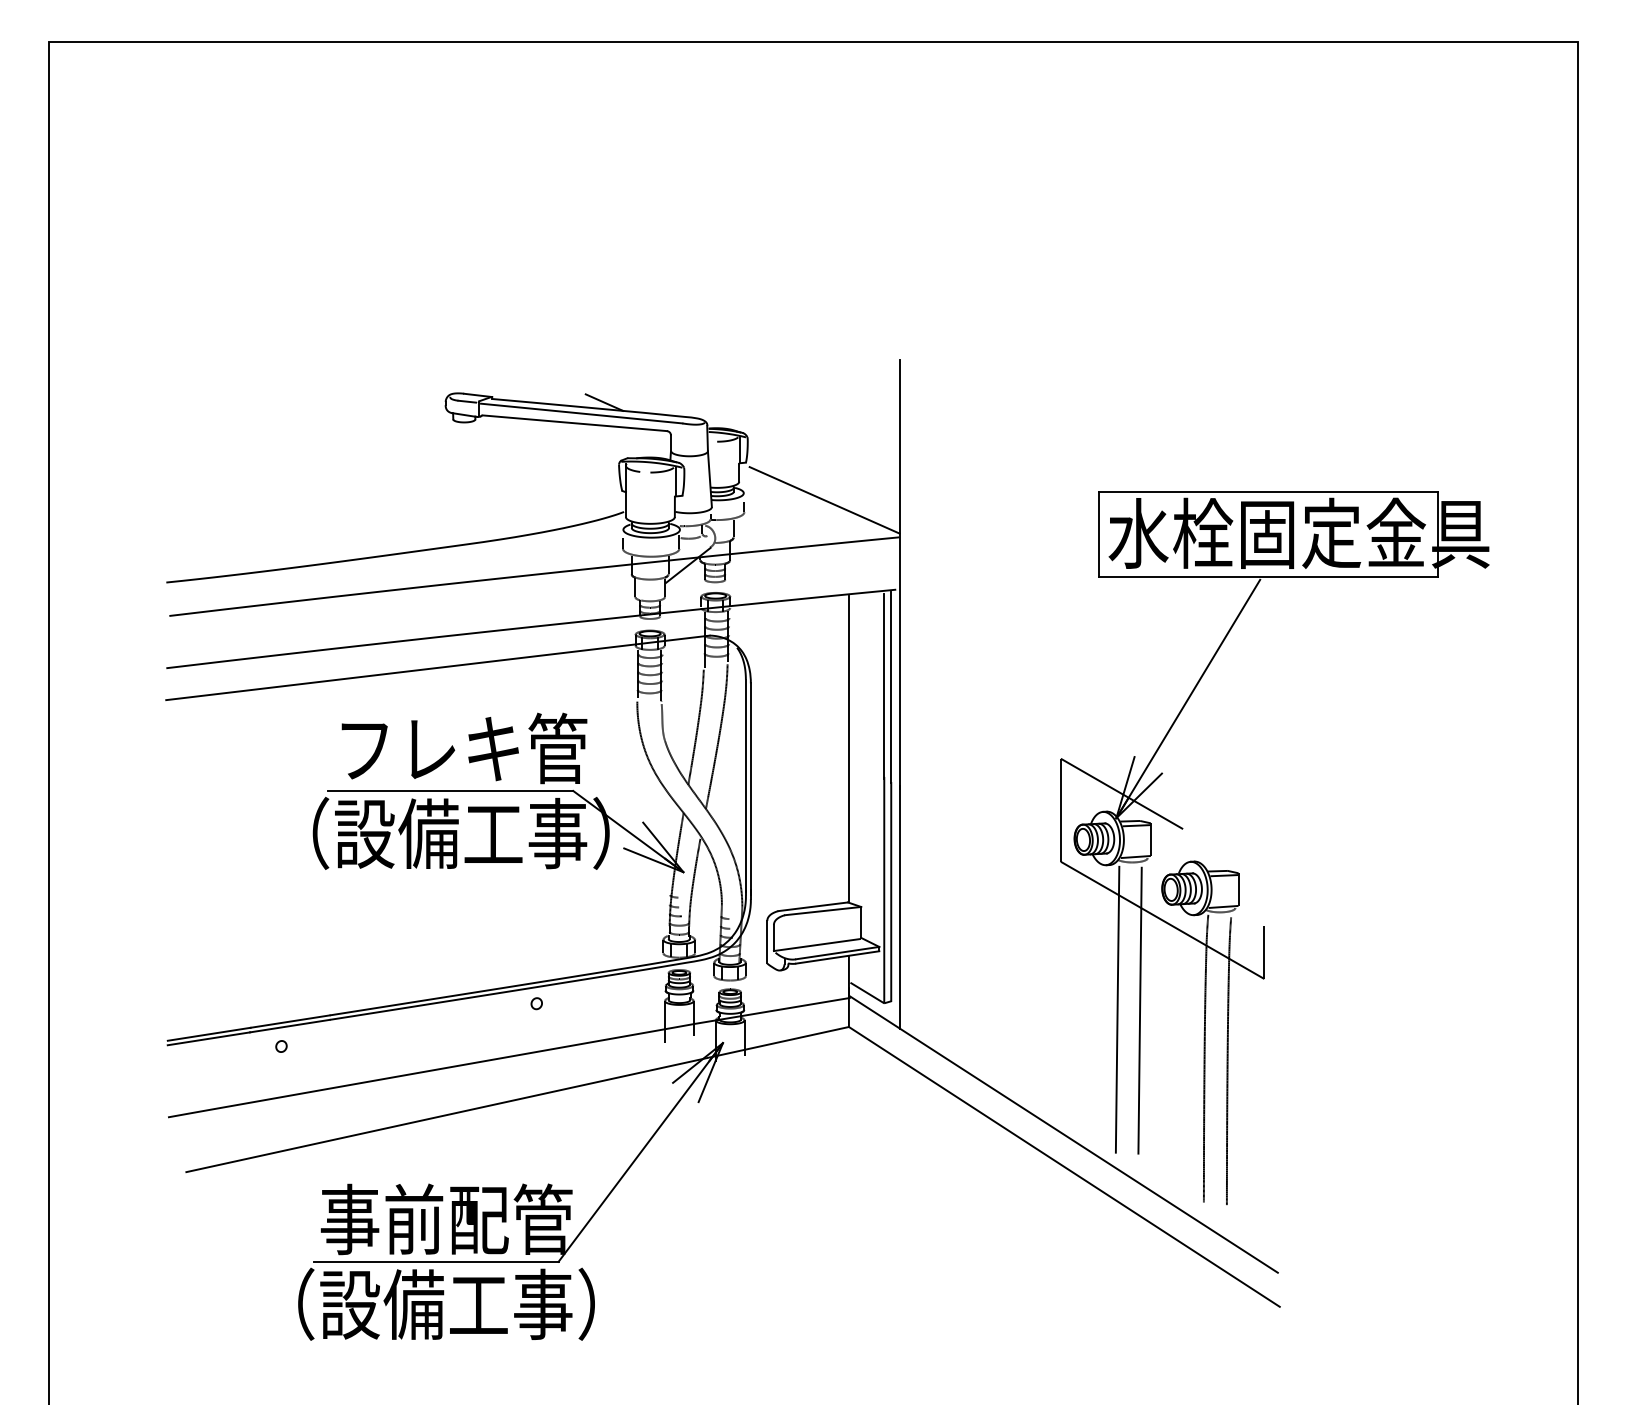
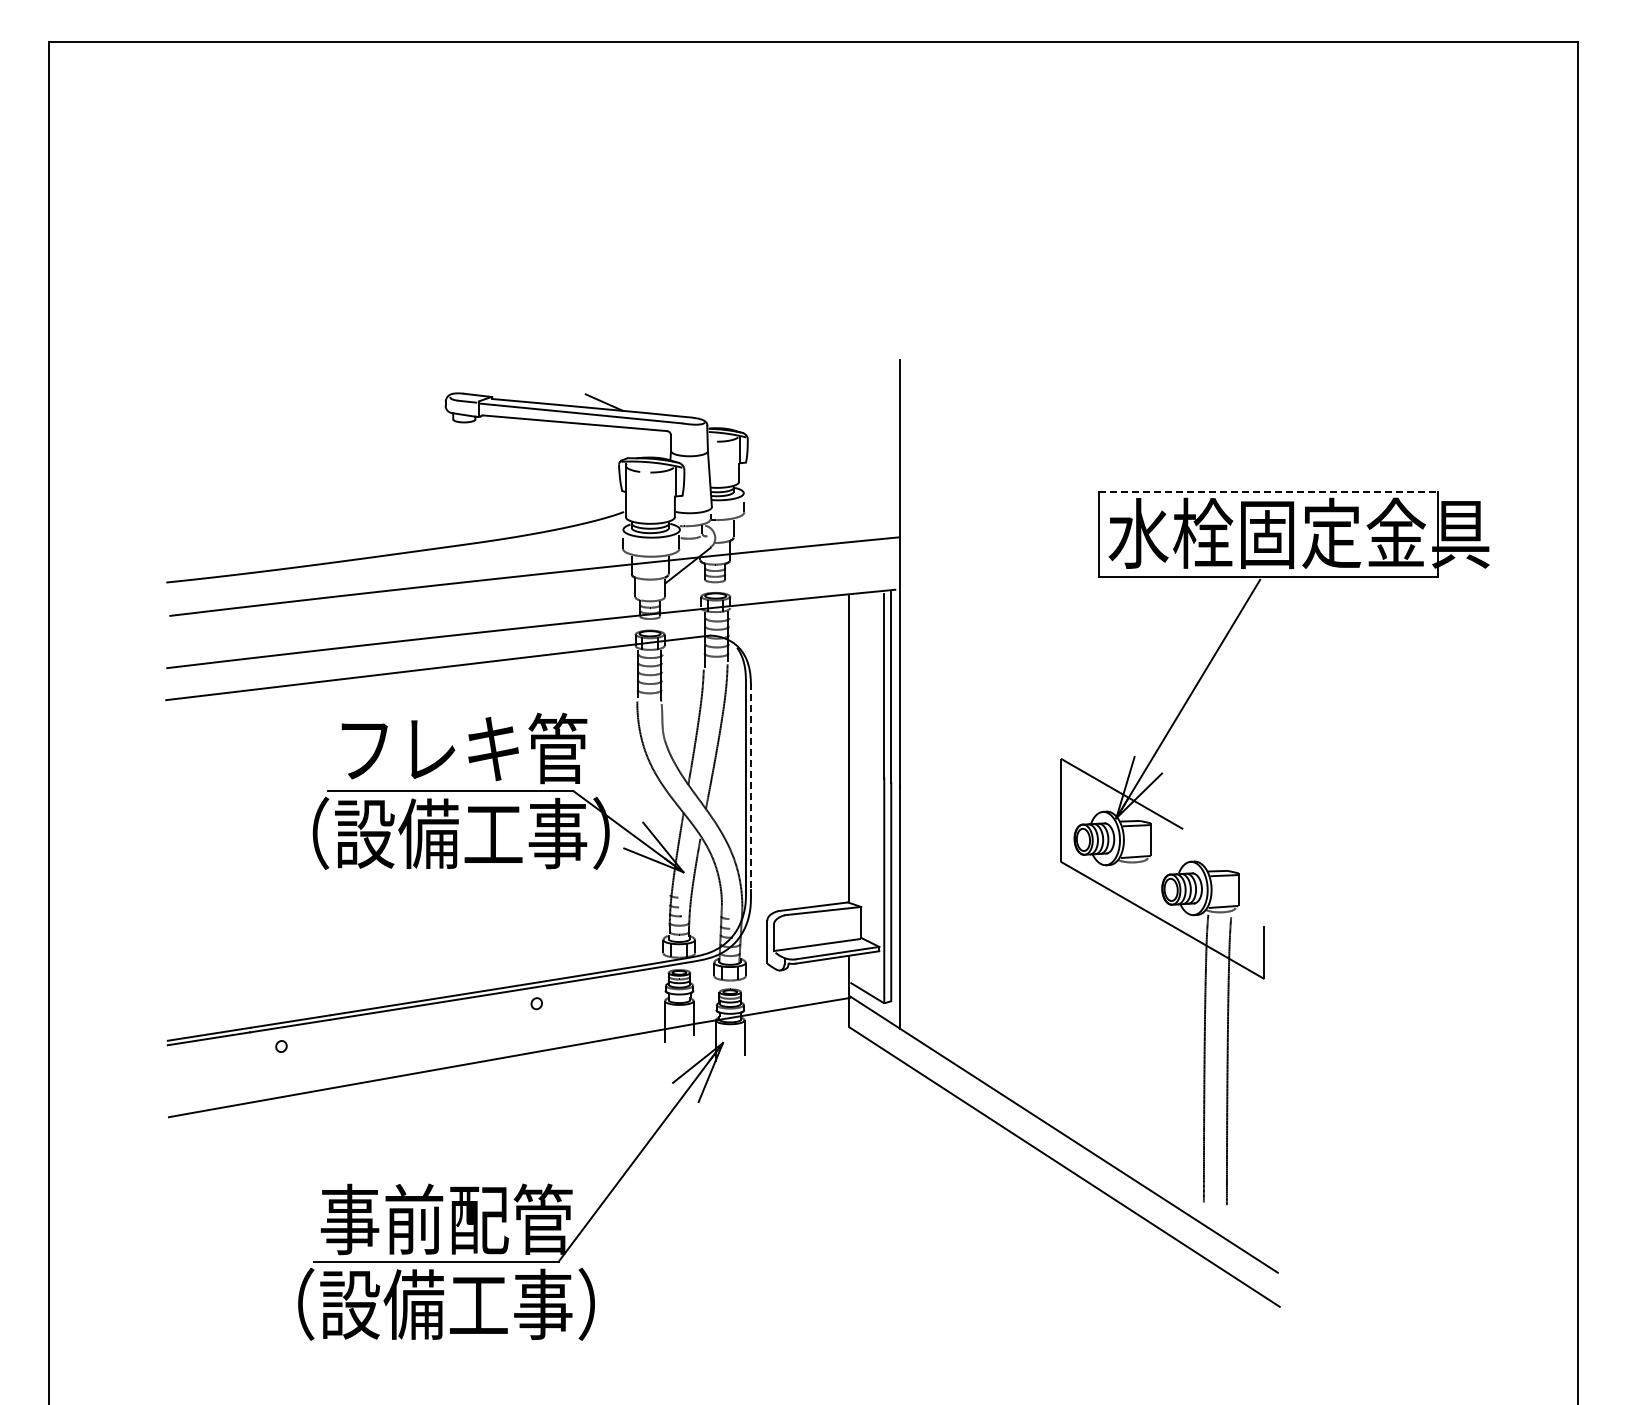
line: solid -> dashed (1268, 491)
line: present -> none (824, 500)
line: solid -> dashed (750, 789)
line: present -> none (1117, 1013)
line: present -> none (1139, 1018)
line: present -> none (517, 1099)
